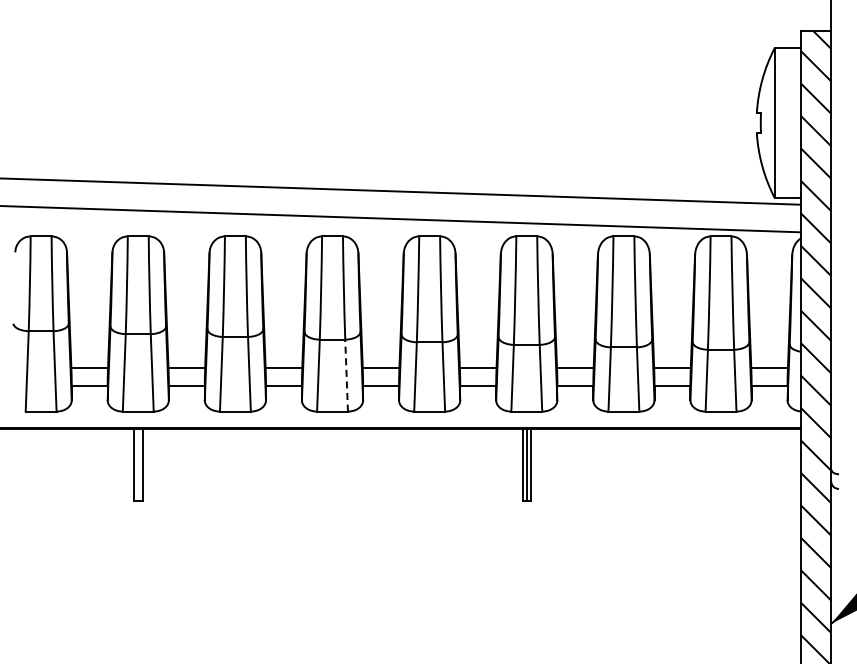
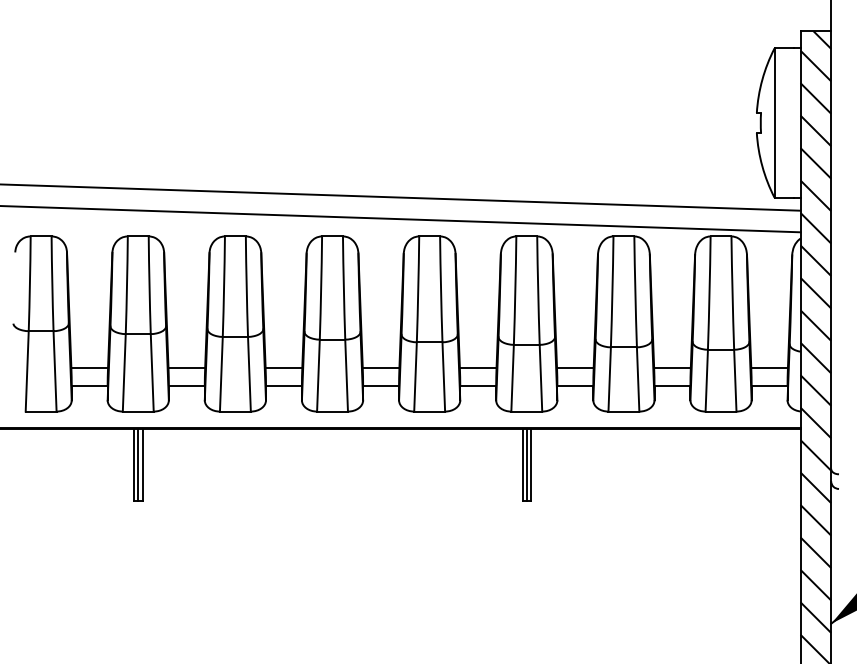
line position: (401, 191) -> (401, 197) (401, 197)
line: dashed -> solid (346, 375)
line: none -> present (138, 464)
